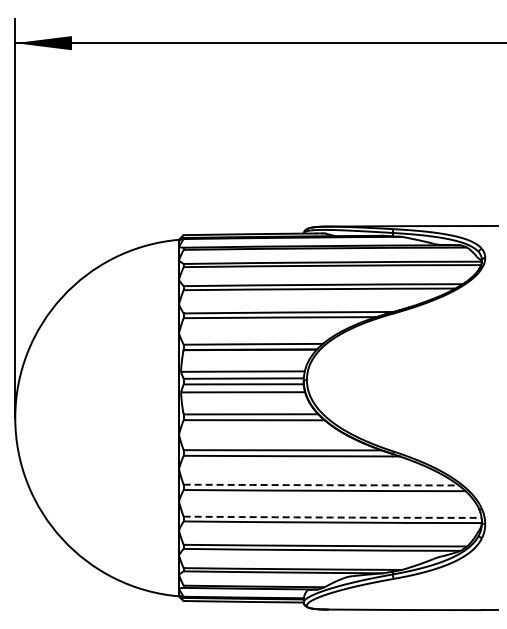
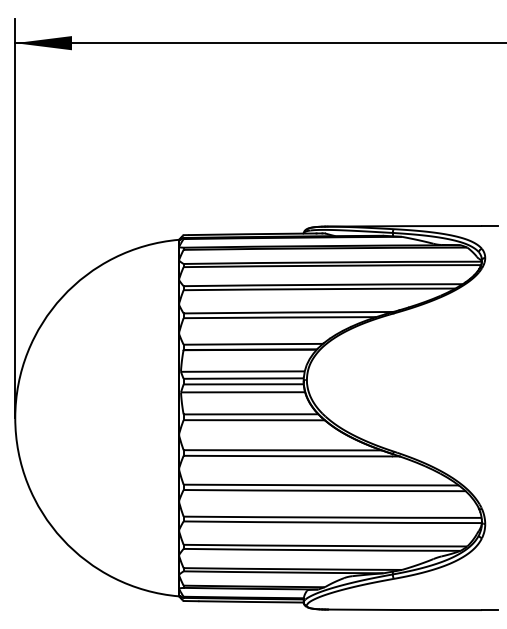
arc: dashed -> solid (321, 485)
arc: dashed -> solid (332, 517)
